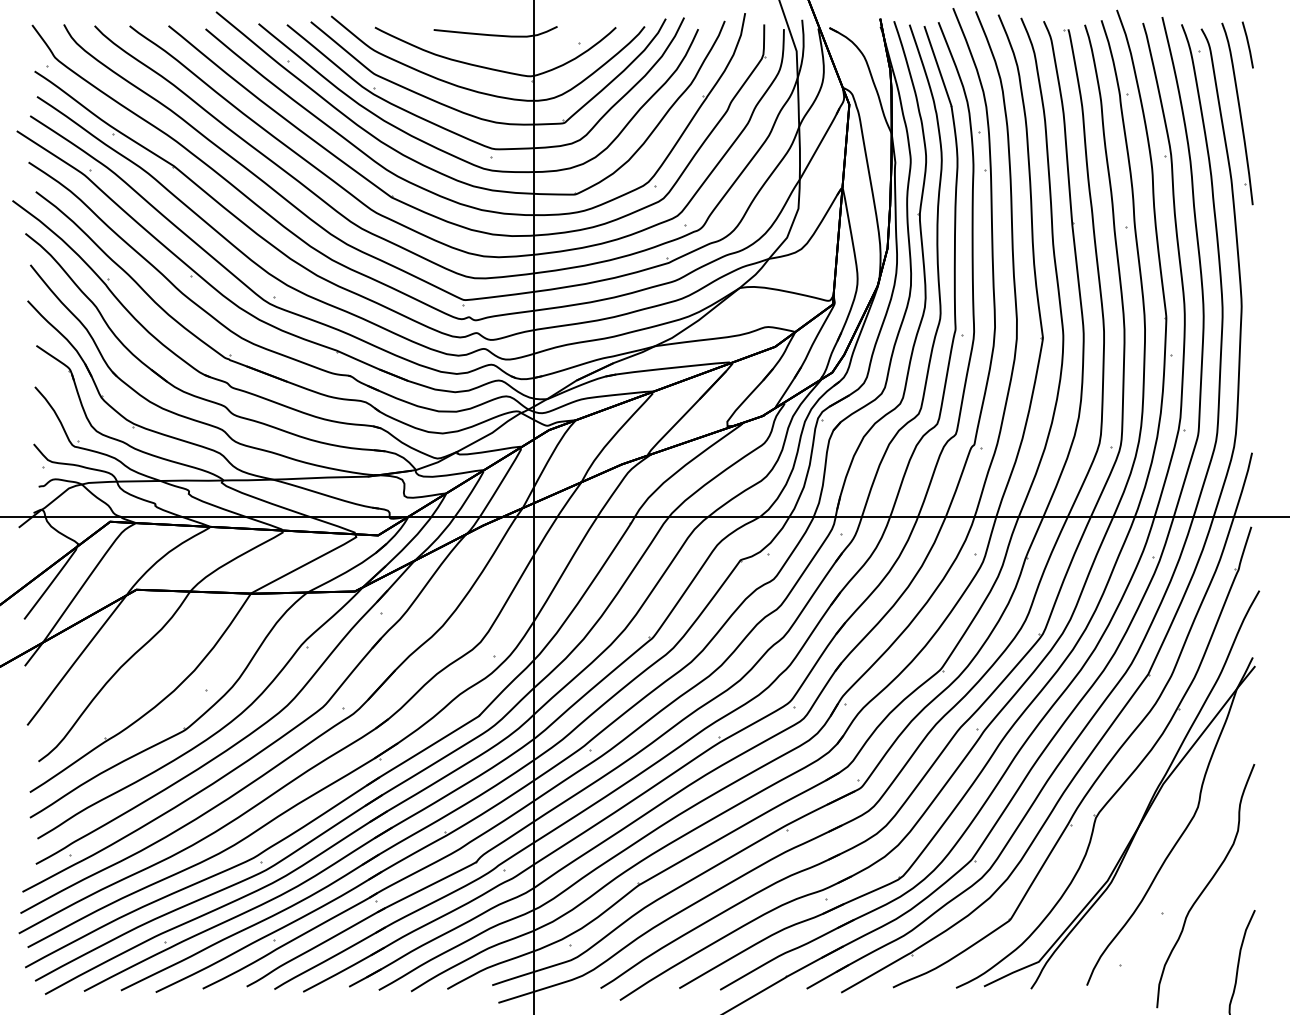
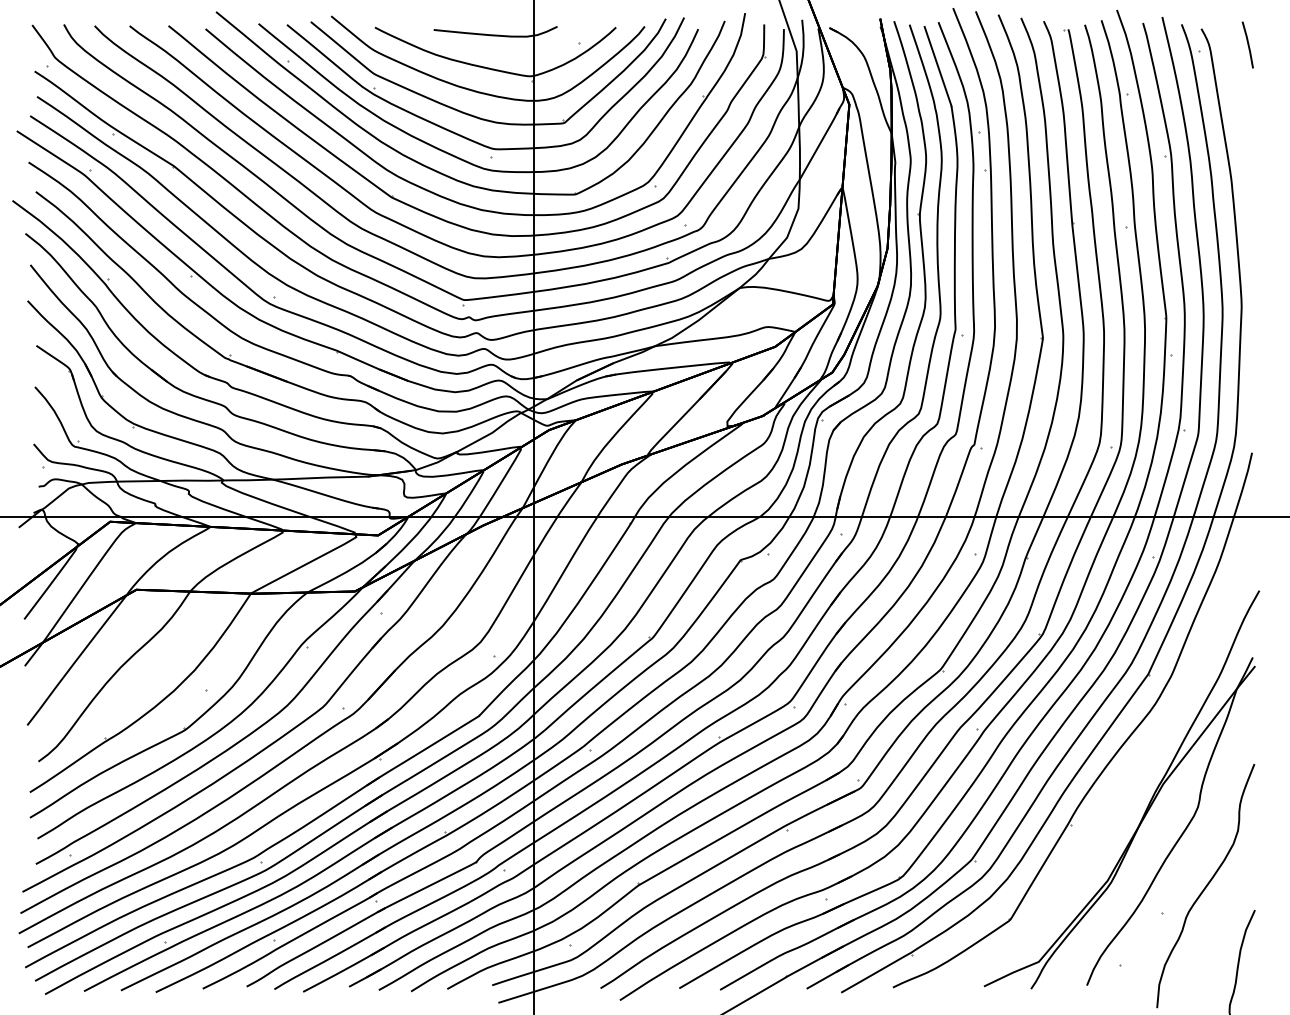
part: present -> none (1237, 113)
part: present -> none (1125, 779)
